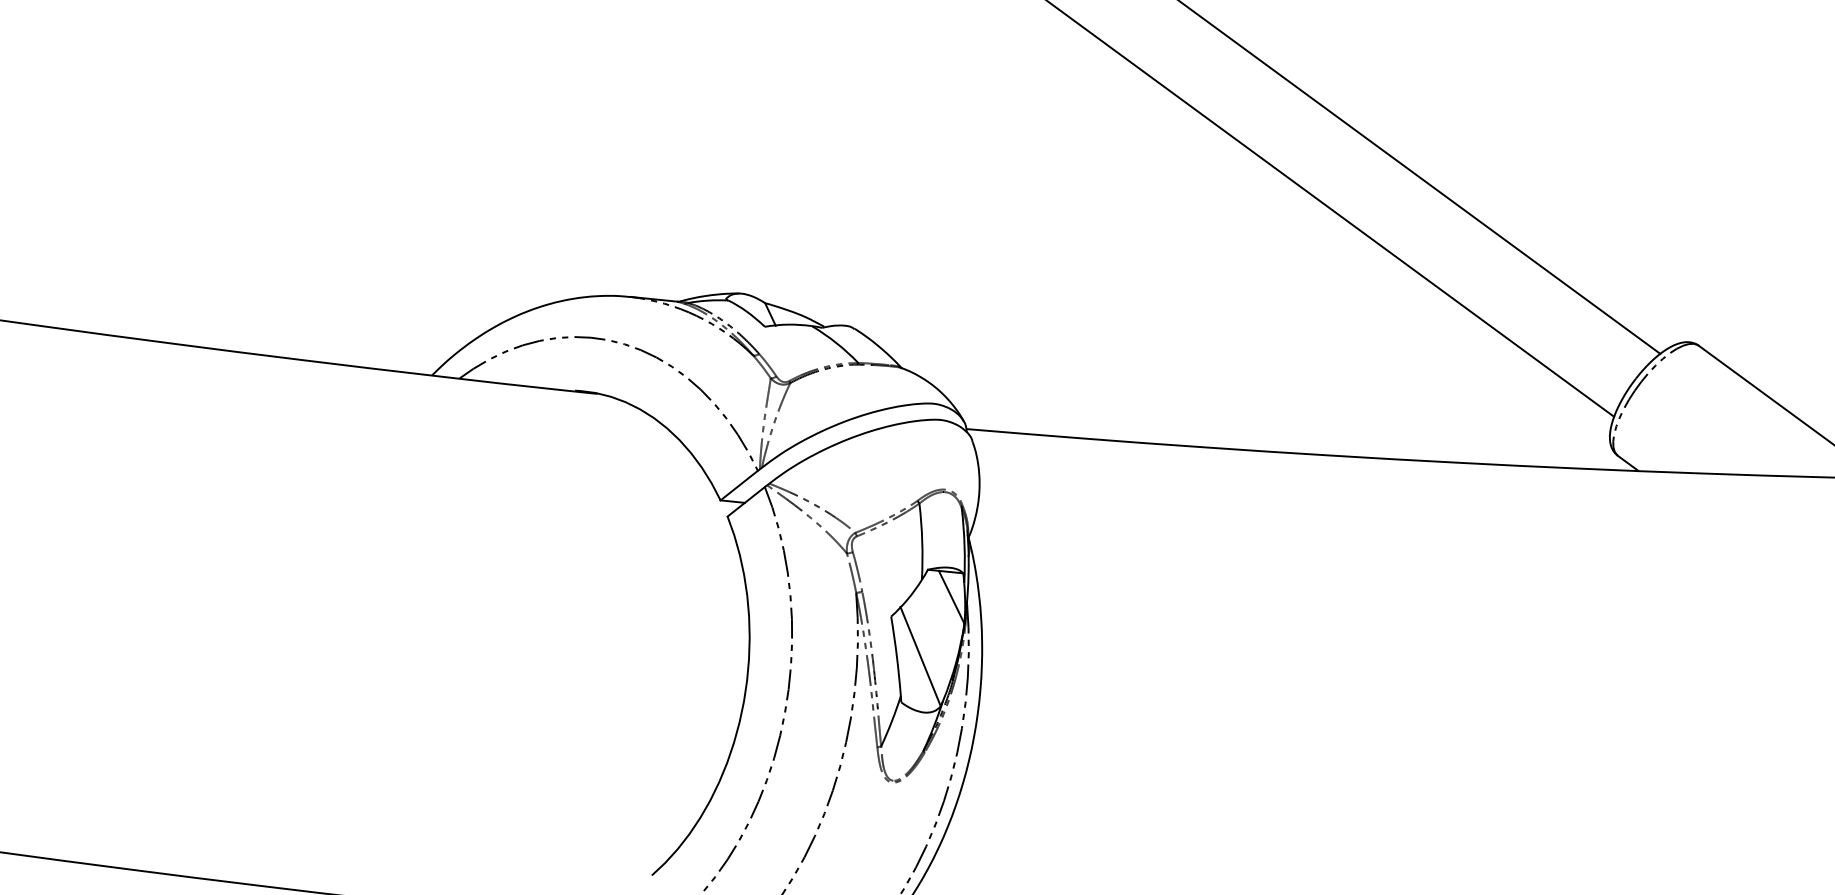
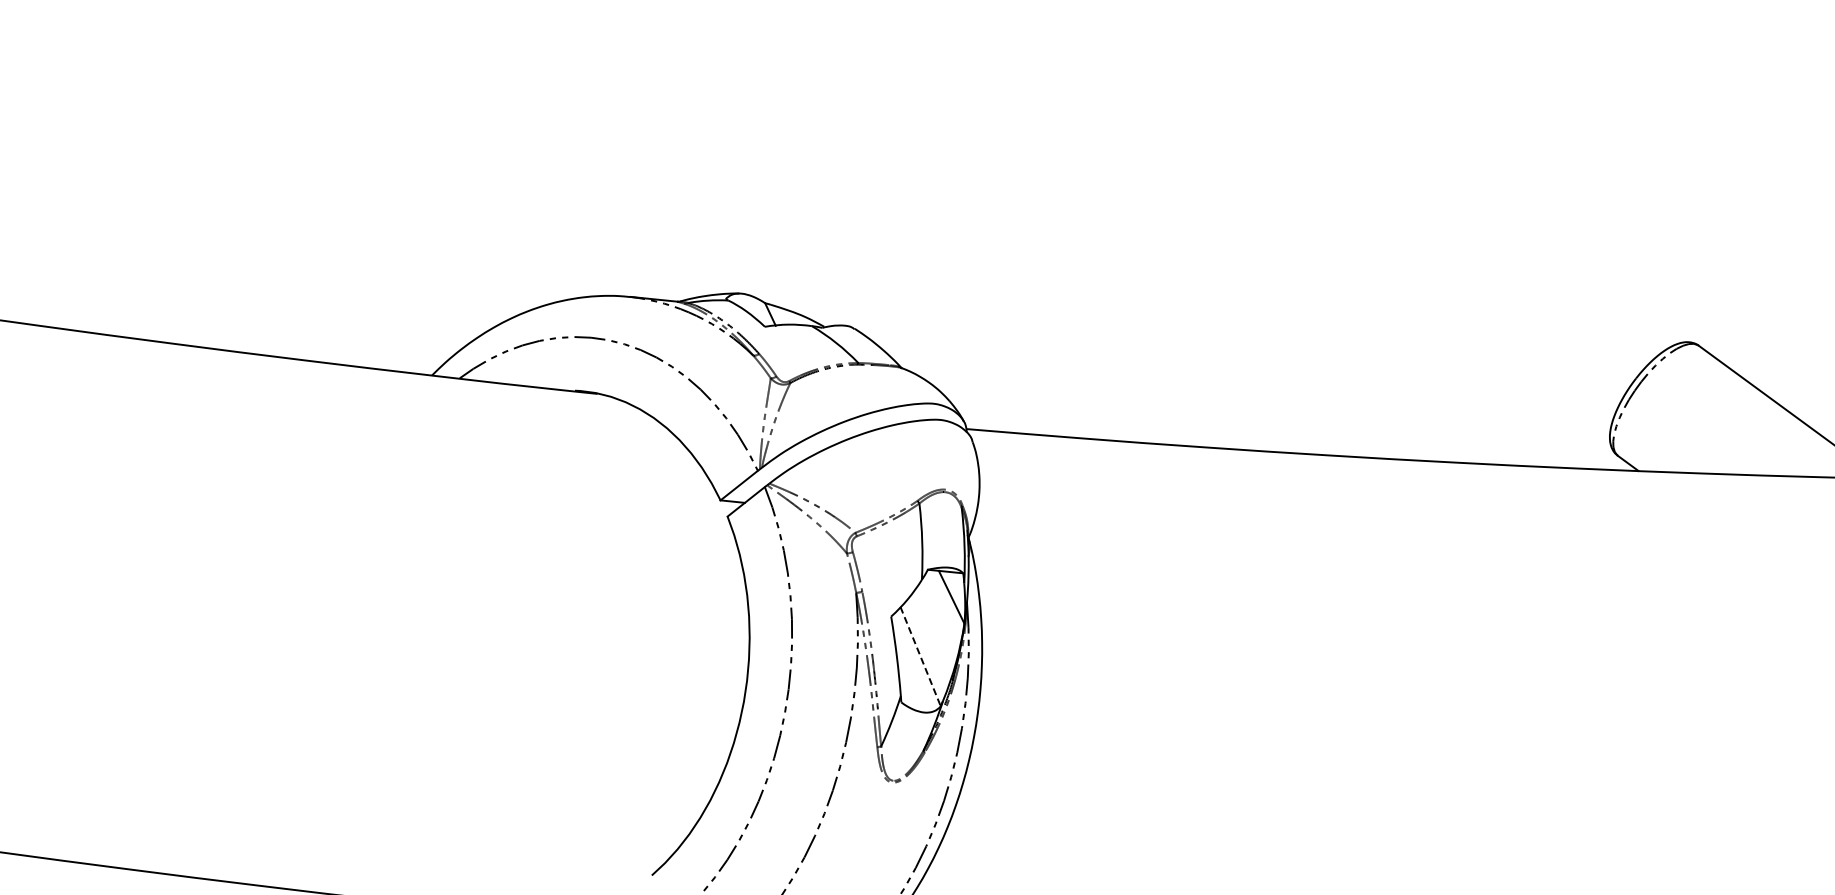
line: present -> none (1420, 177)
line: present -> none (1331, 209)
line: solid -> dashed (920, 656)
